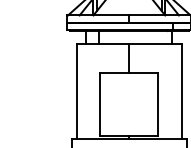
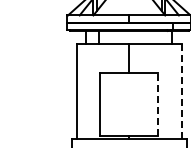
line: solid -> dashed (182, 91)
line: solid -> dashed (158, 104)
